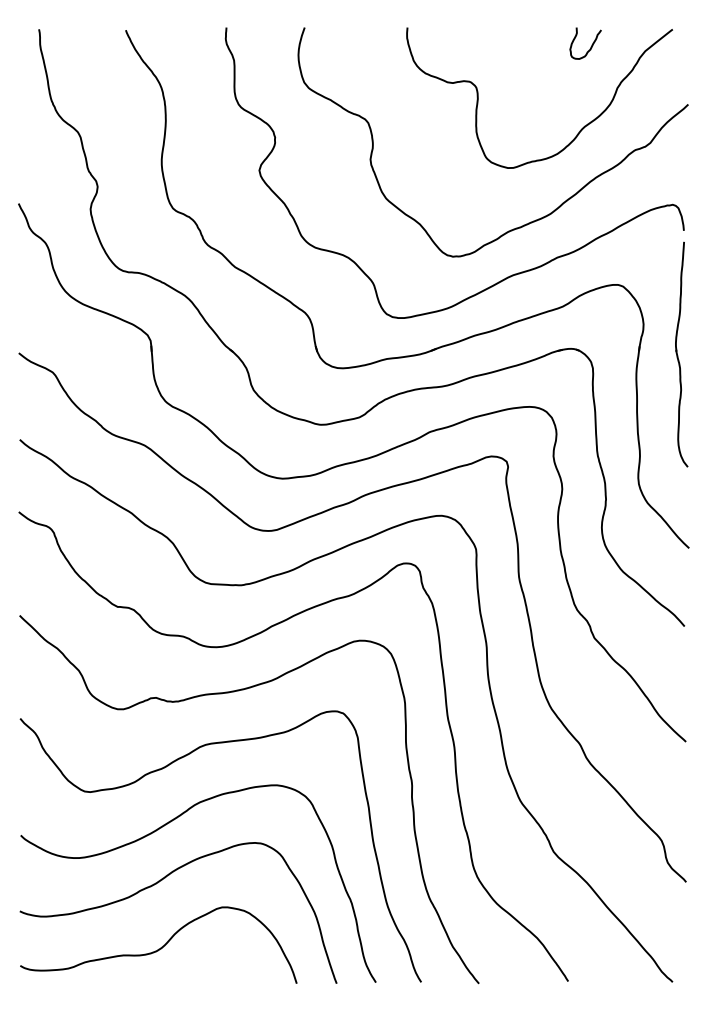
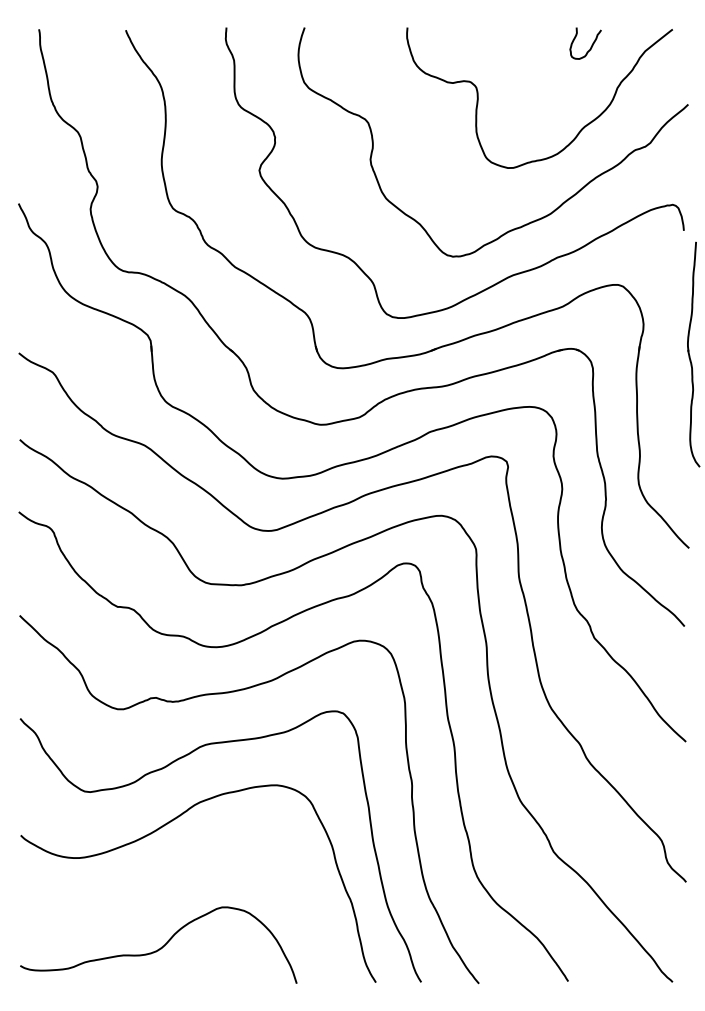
part position: (681, 354) -> (693, 354) (693, 354)
curve: present -> none (159, 882)
